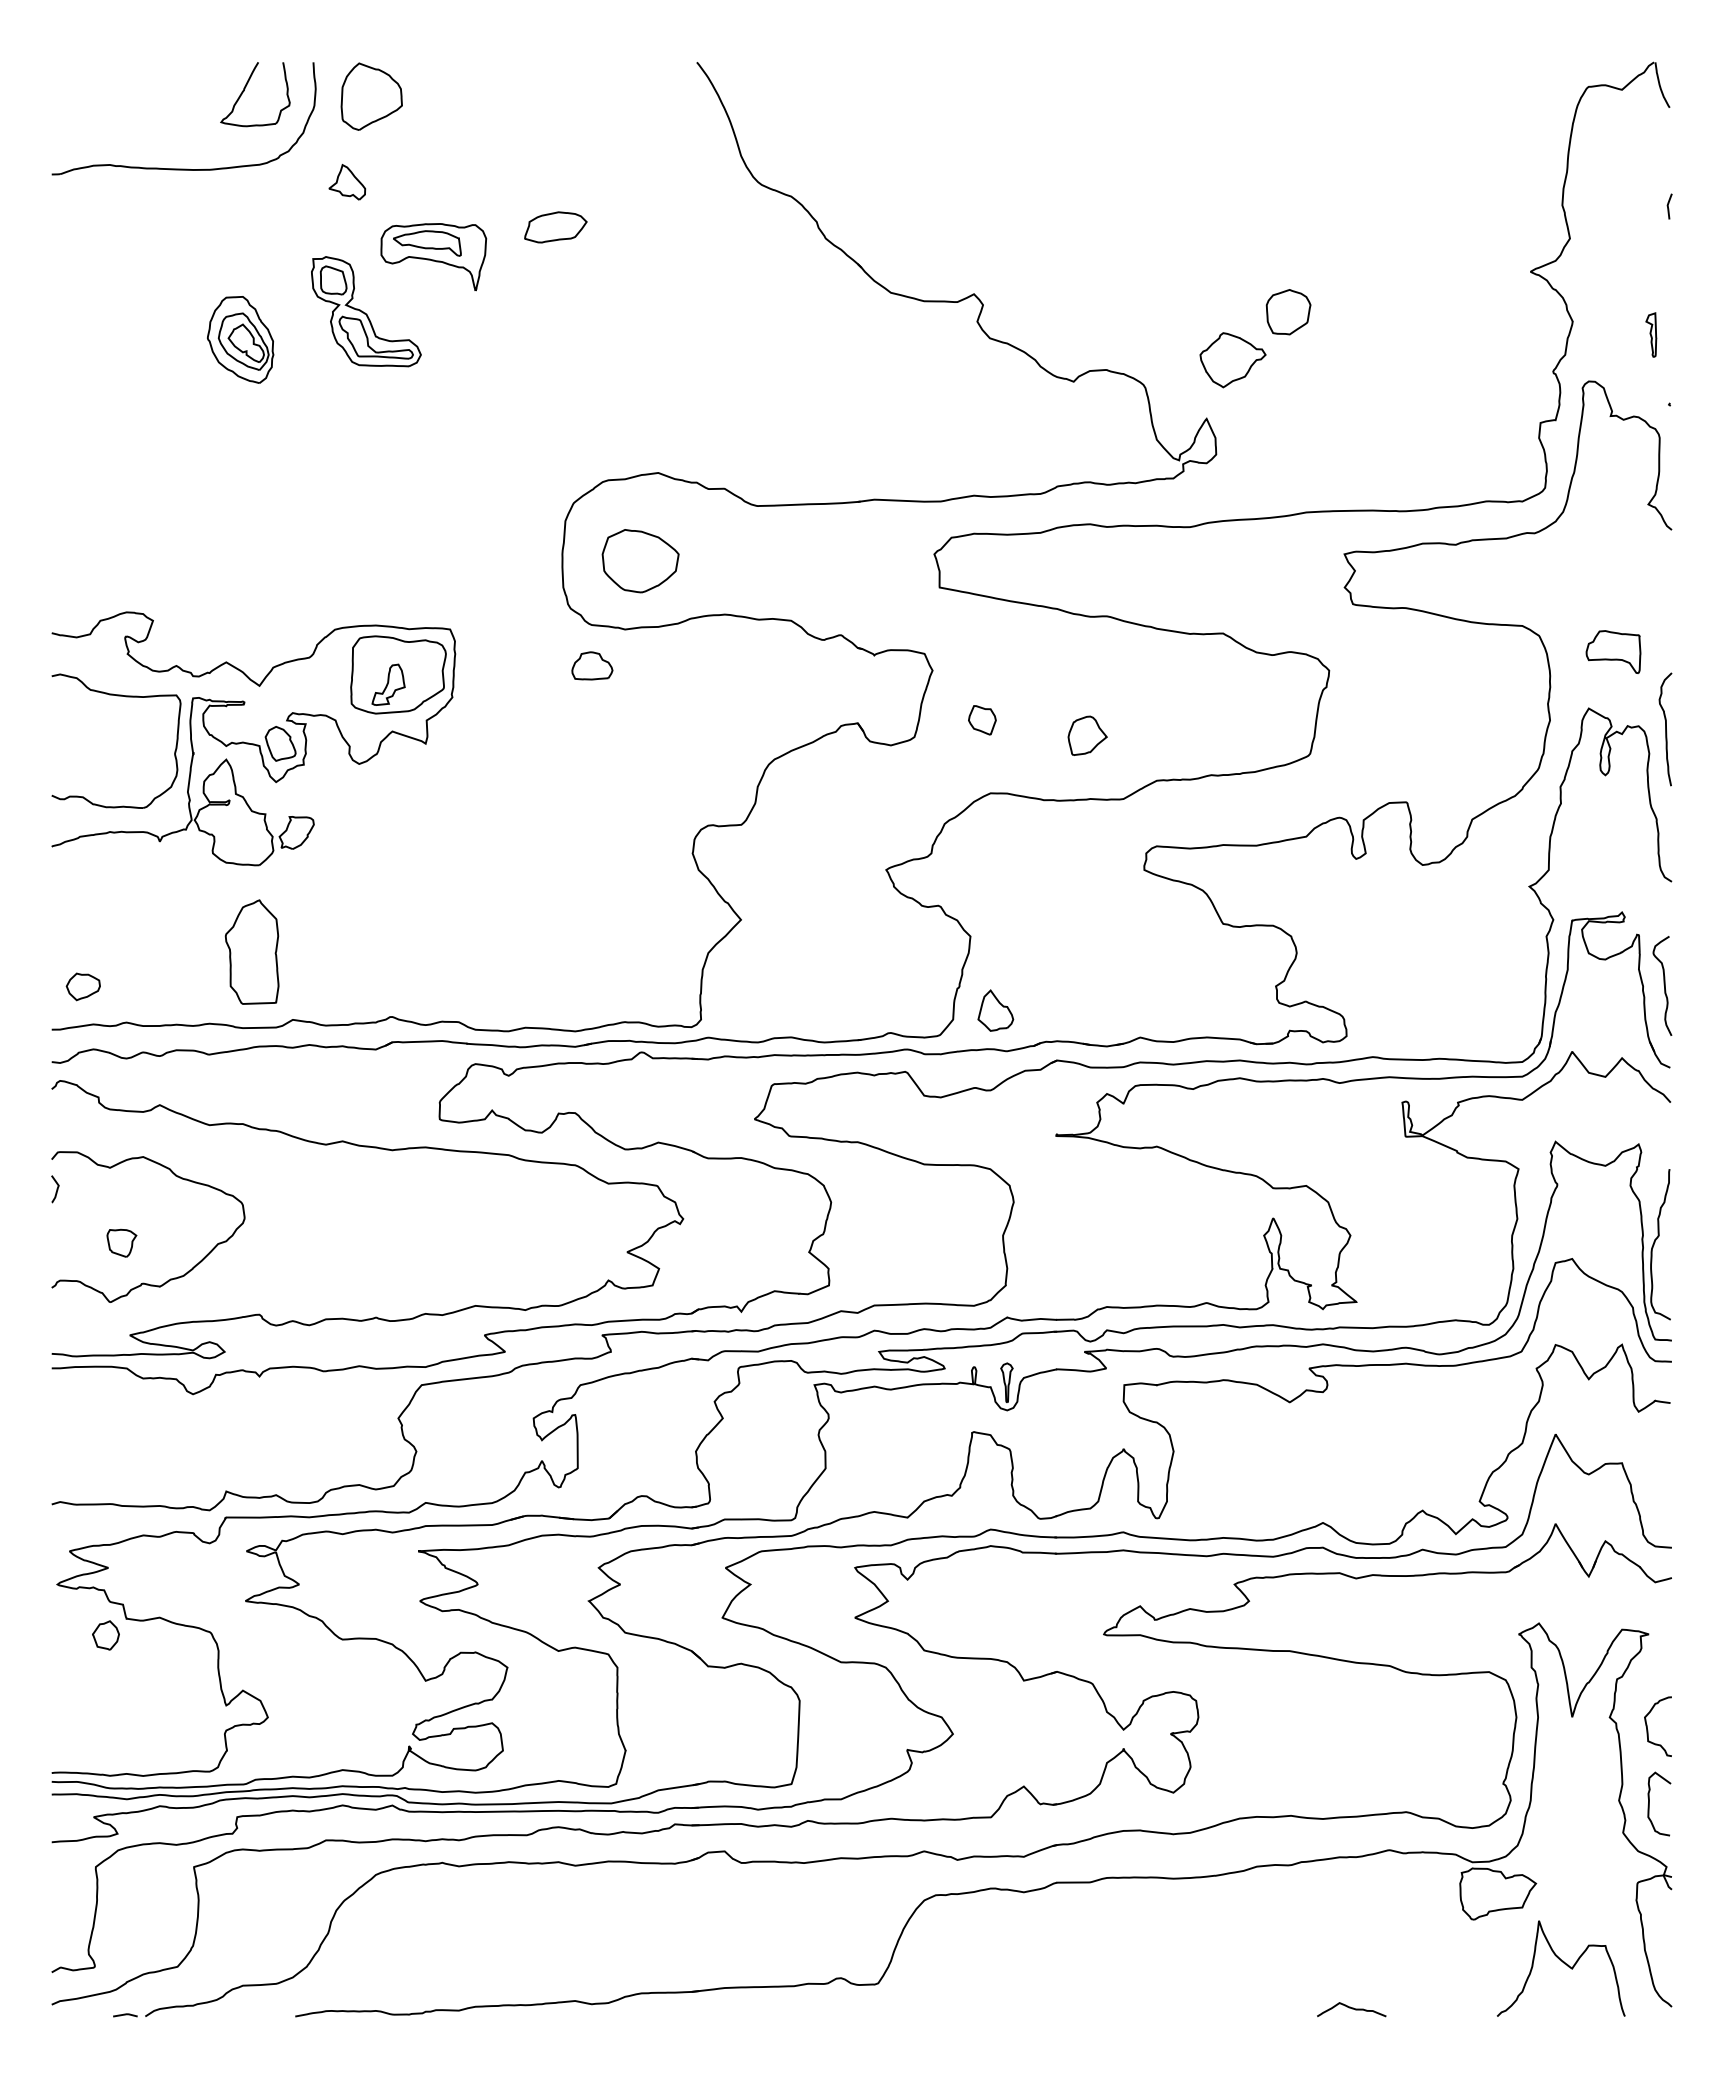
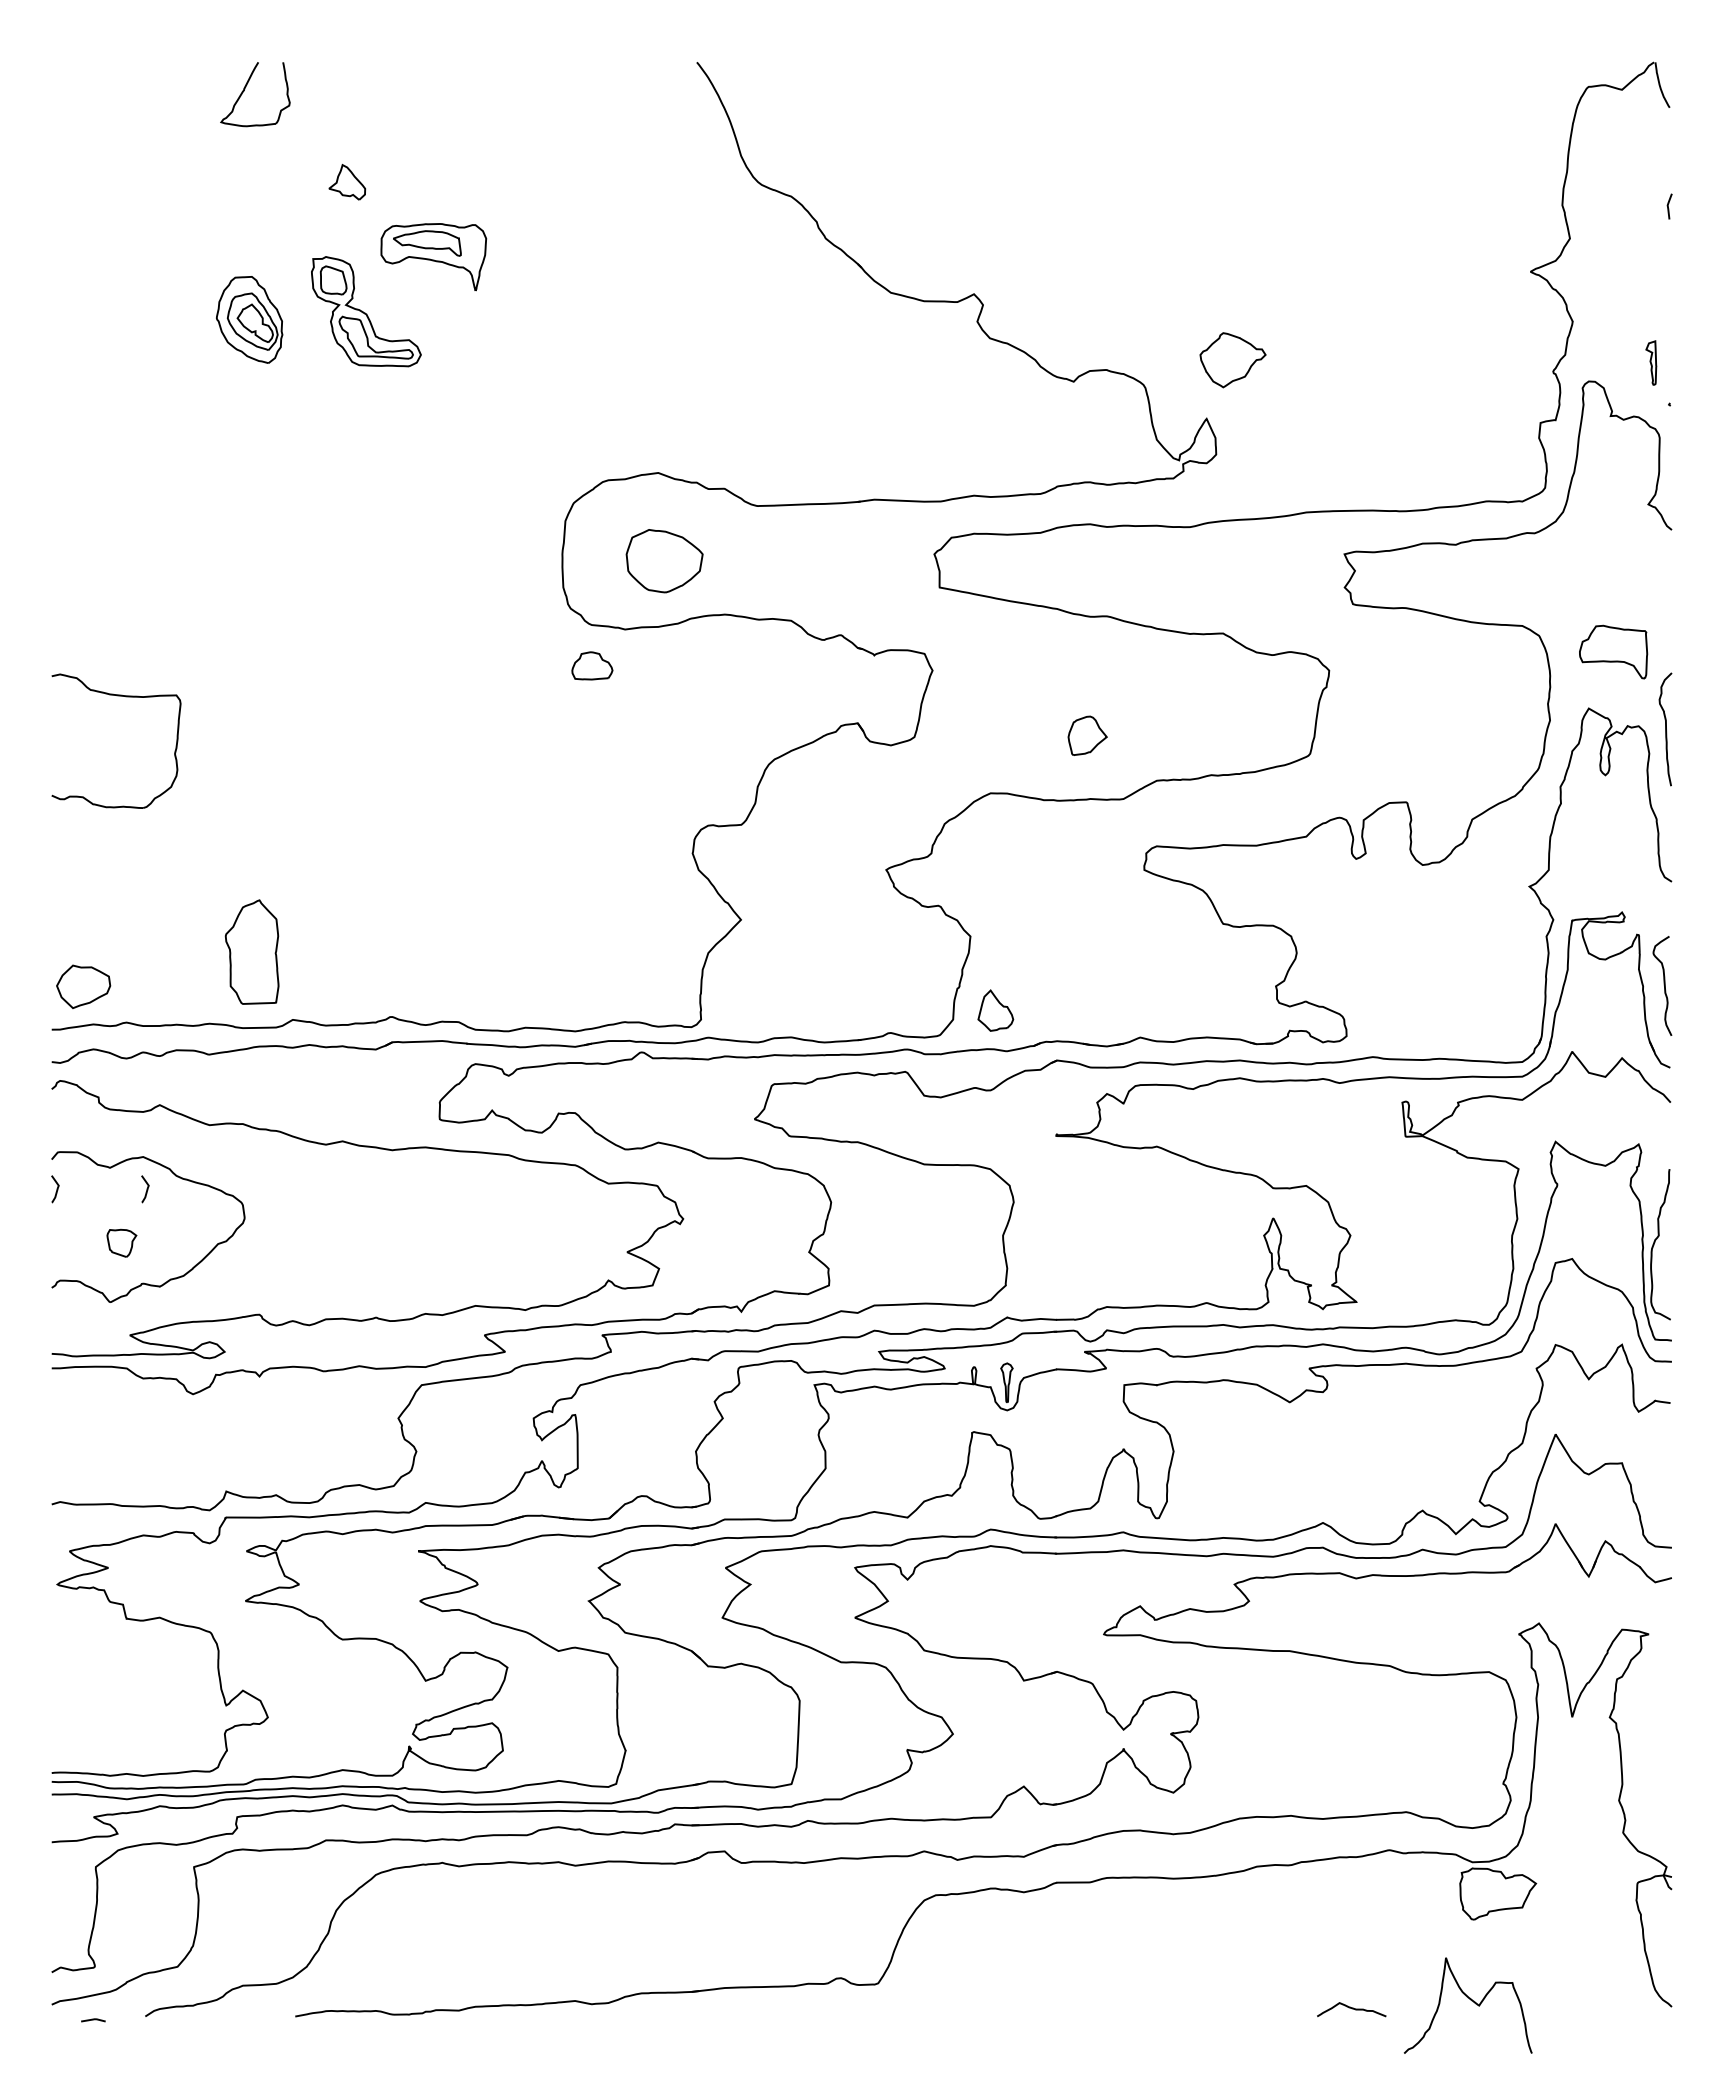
part: present -> none (371, 96)
part: present -> none (183, 168)
part: present -> none (555, 227)
part: present -> none (1288, 312)
part position: (1651, 334) -> (1651, 362) (1651, 362)
part position: (240, 339) -> (249, 319) (249, 319)
part position: (640, 561) -> (664, 561) (664, 561)
part size: 57x44 px -> 70x56 px (1613, 651)
part: present -> none (982, 720)
part: present -> none (253, 738)
part size: 36x30 px -> 56x45 px (83, 986)
curve: none -> present (146, 1189)
part: present -> none (105, 1635)
curve: present -> none (1648, 1730)
curve: present -> none (1649, 1803)
curve position: (1564, 1964) -> (1471, 2001) (1471, 2001)
line position: (125, 2015) -> (93, 2020) (93, 2020)
